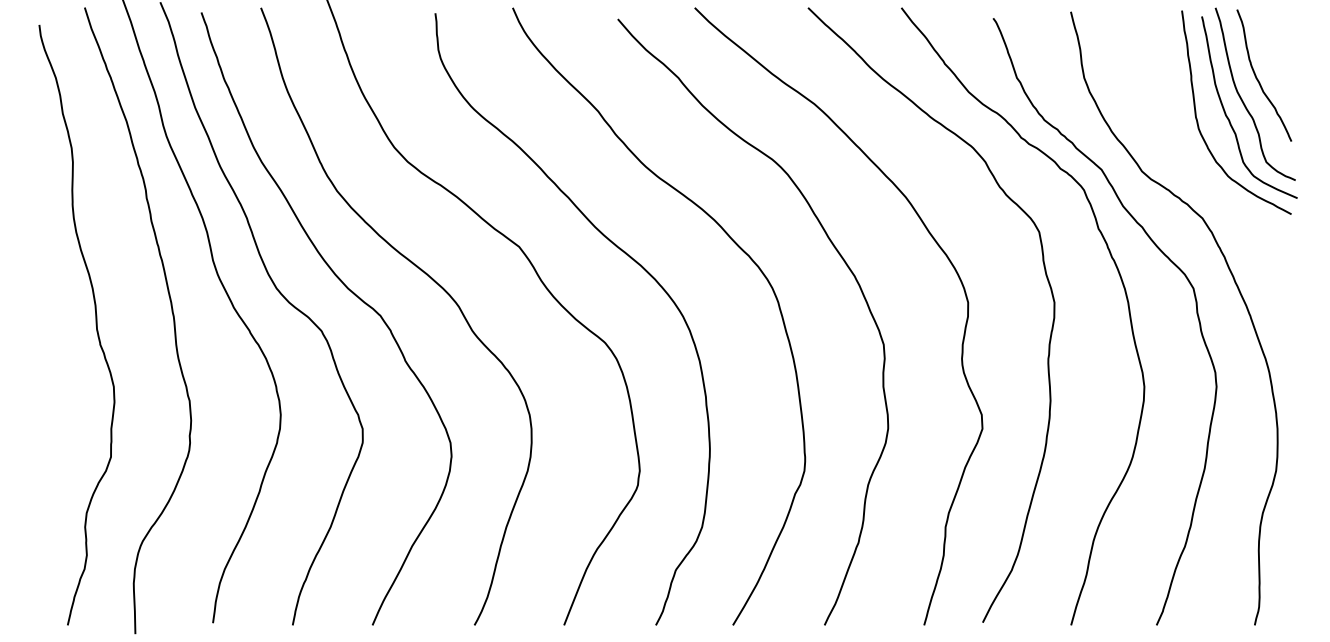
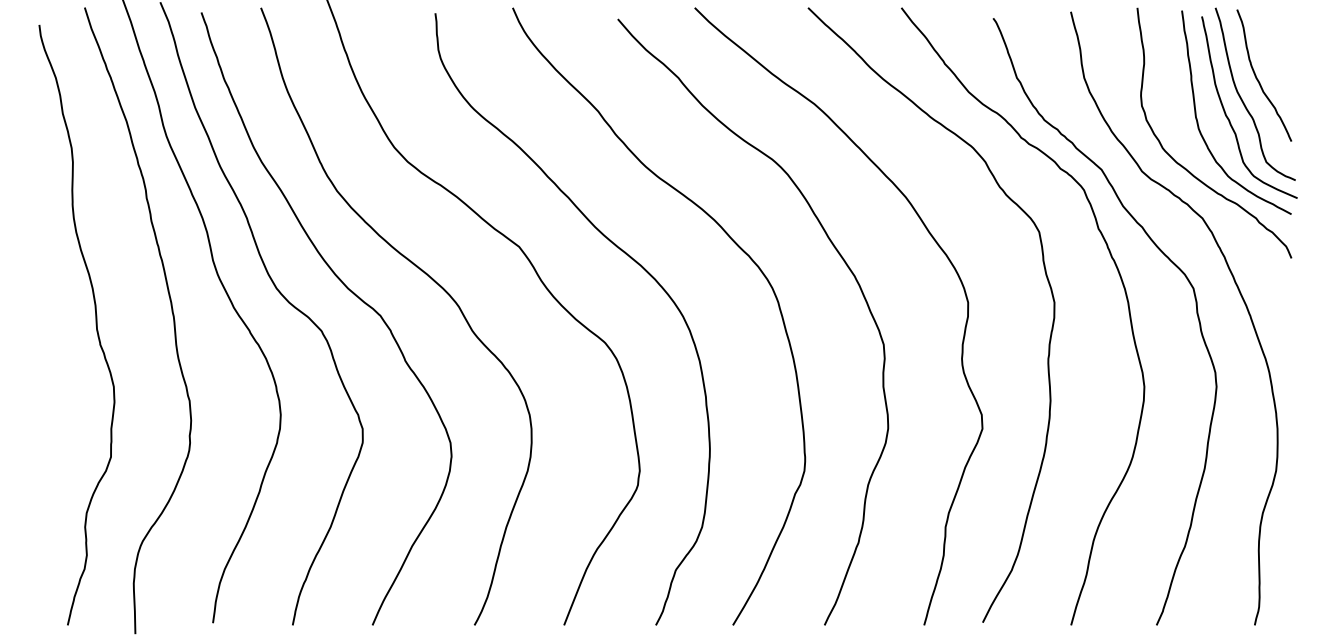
curve: none -> present (1185, 167)
